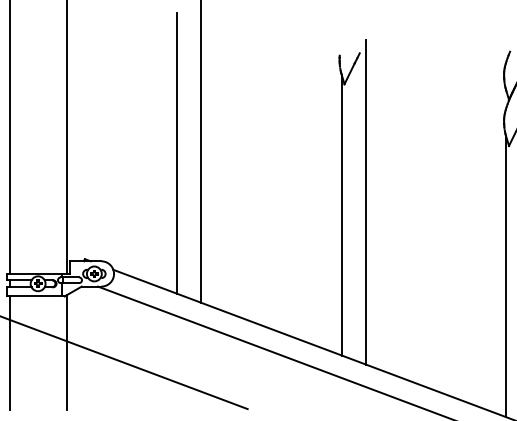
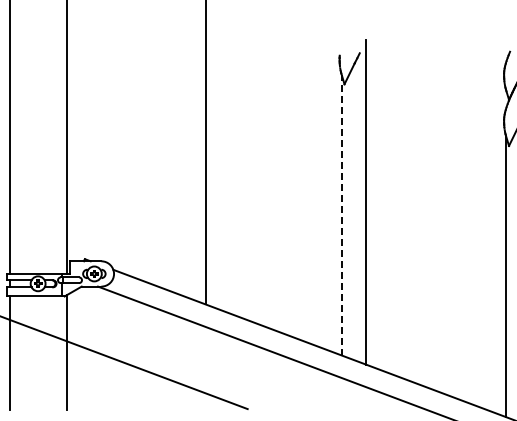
line position: (201, 152) -> (206, 152) (206, 152)
line: present -> none (177, 153)
line: solid -> dashed (341, 214)
